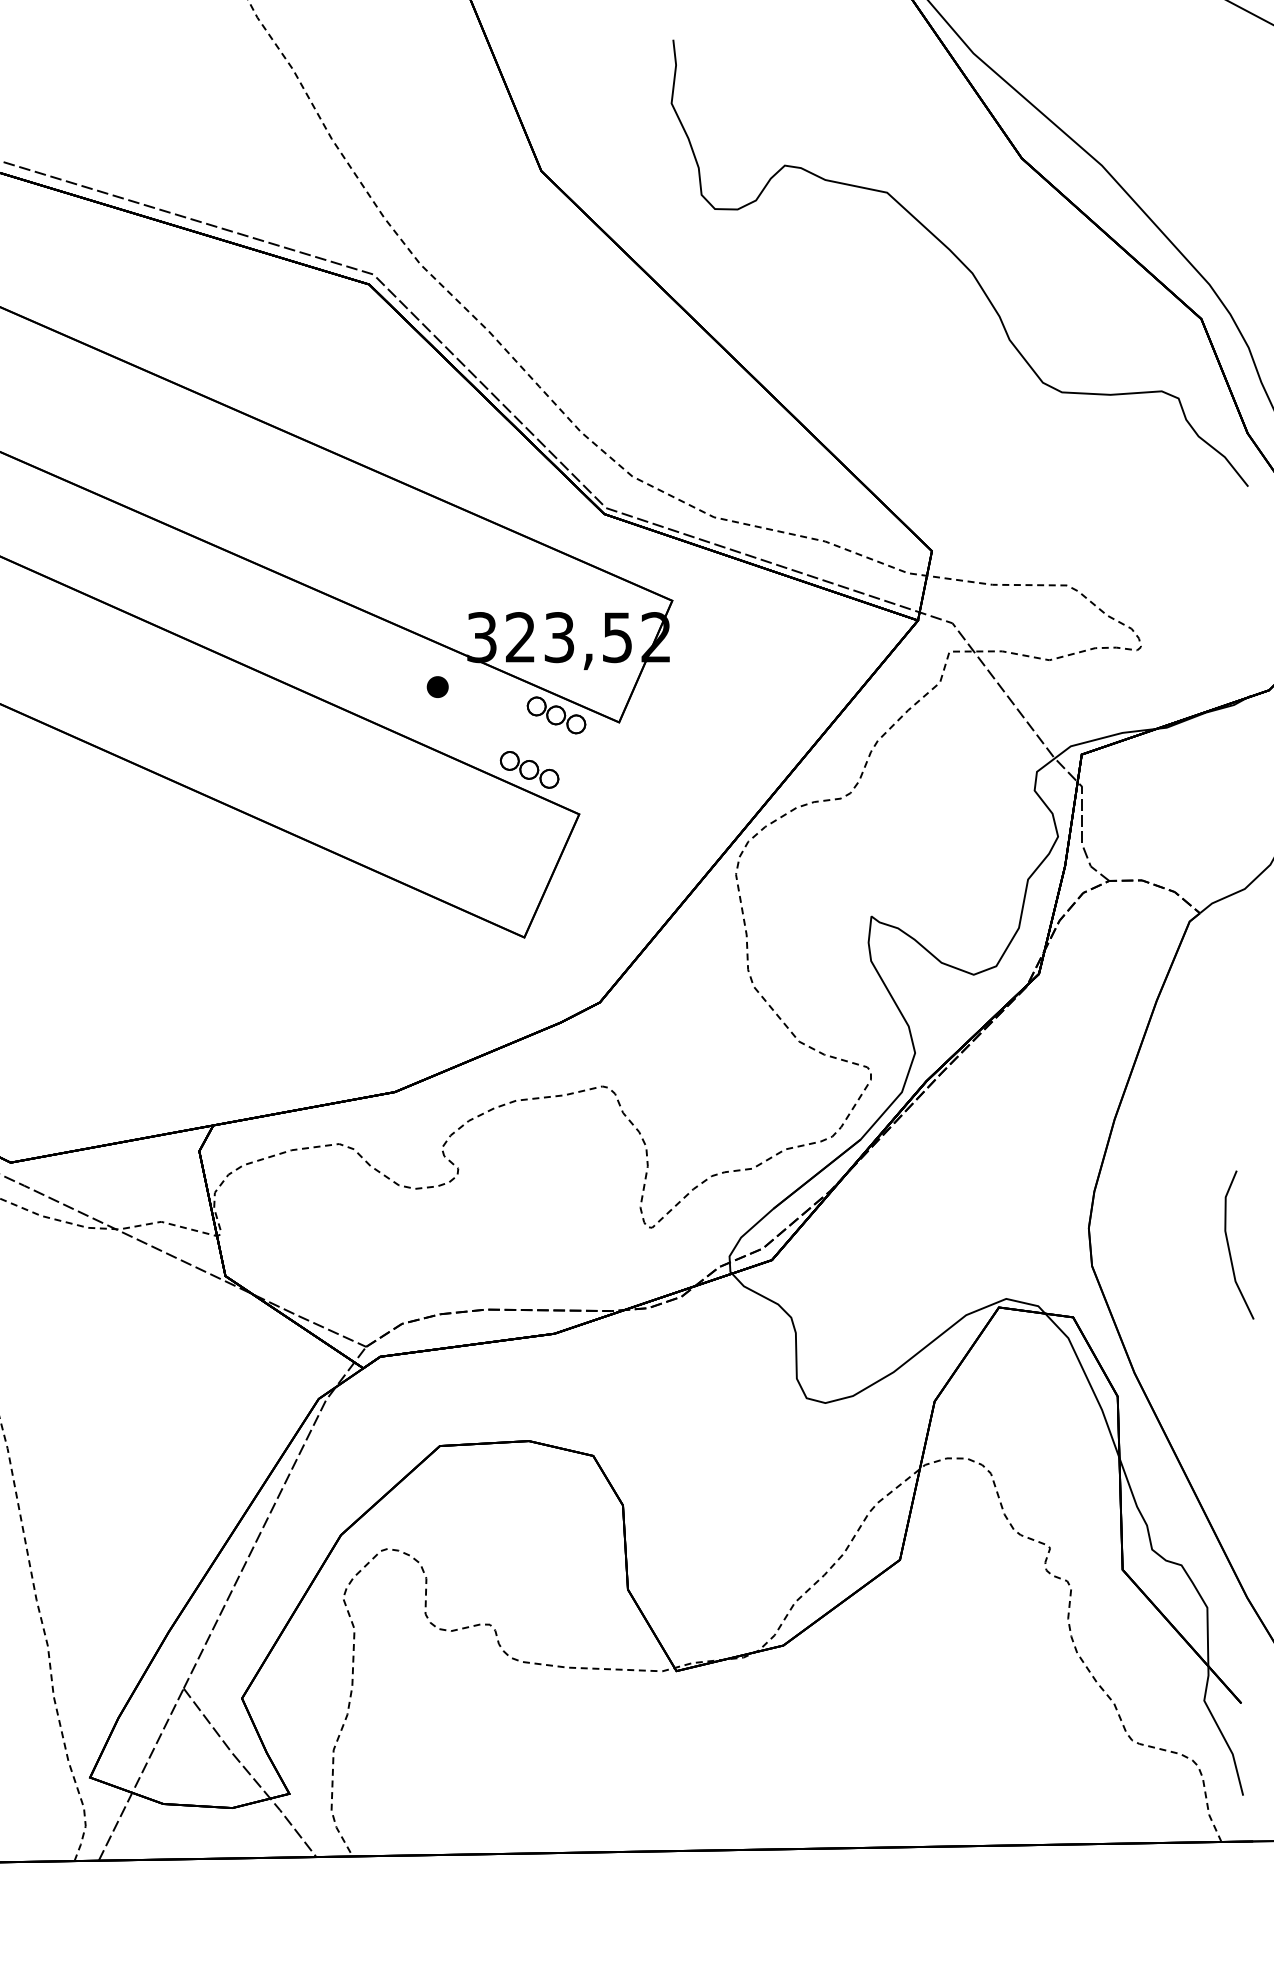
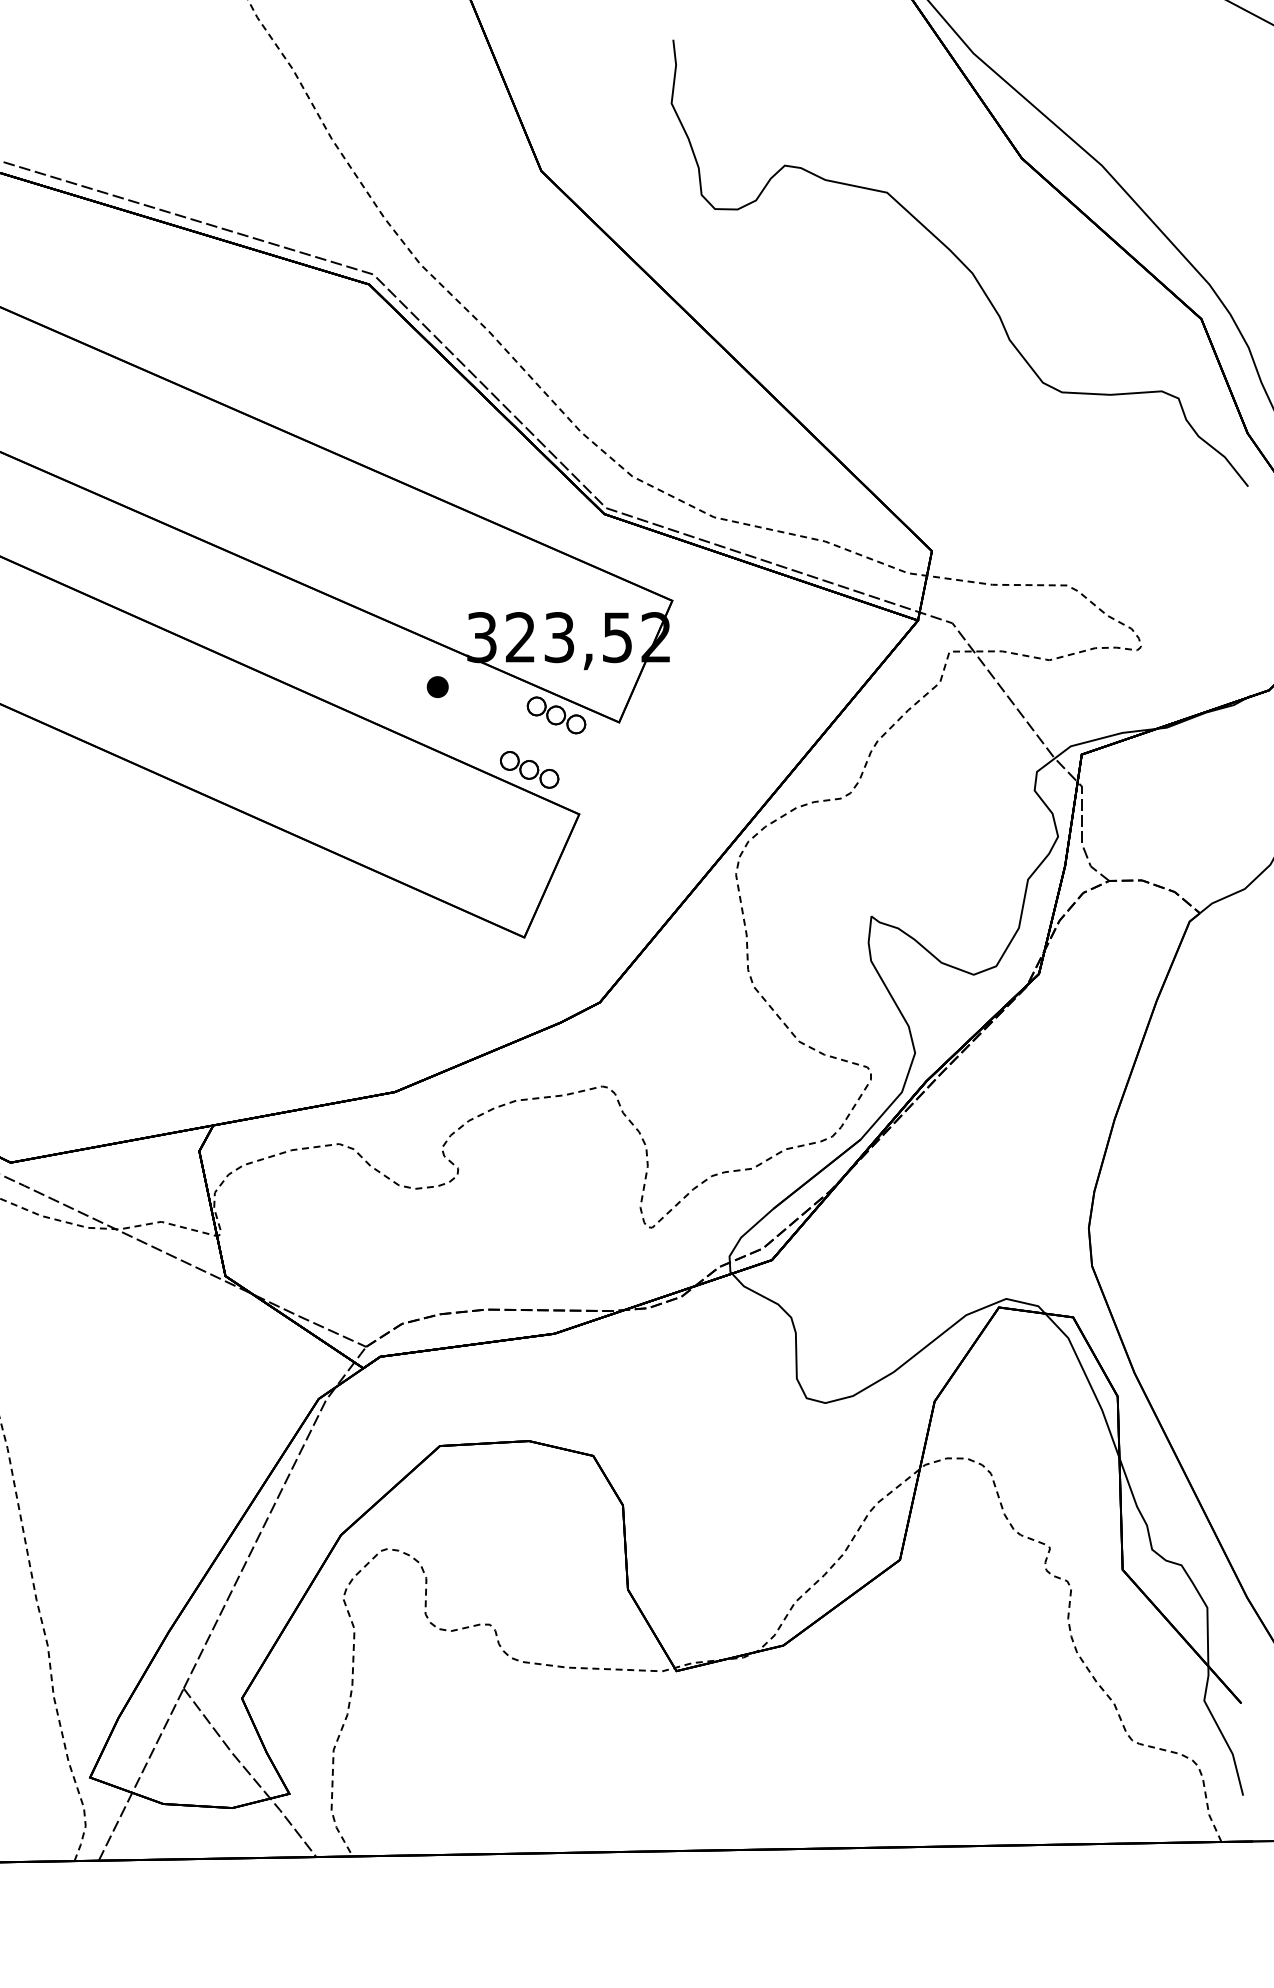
line: present -> none (1229, 1245)
